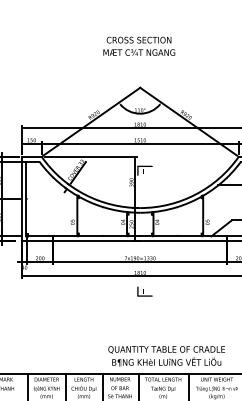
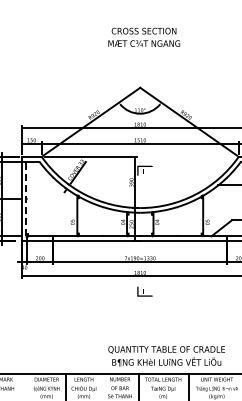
text position: (139, 45) -> (144, 36) (144, 36)
line: solid -> dashed (26, 198)
line: present -> none (28, 385)
line: present -> none (103, 385)
